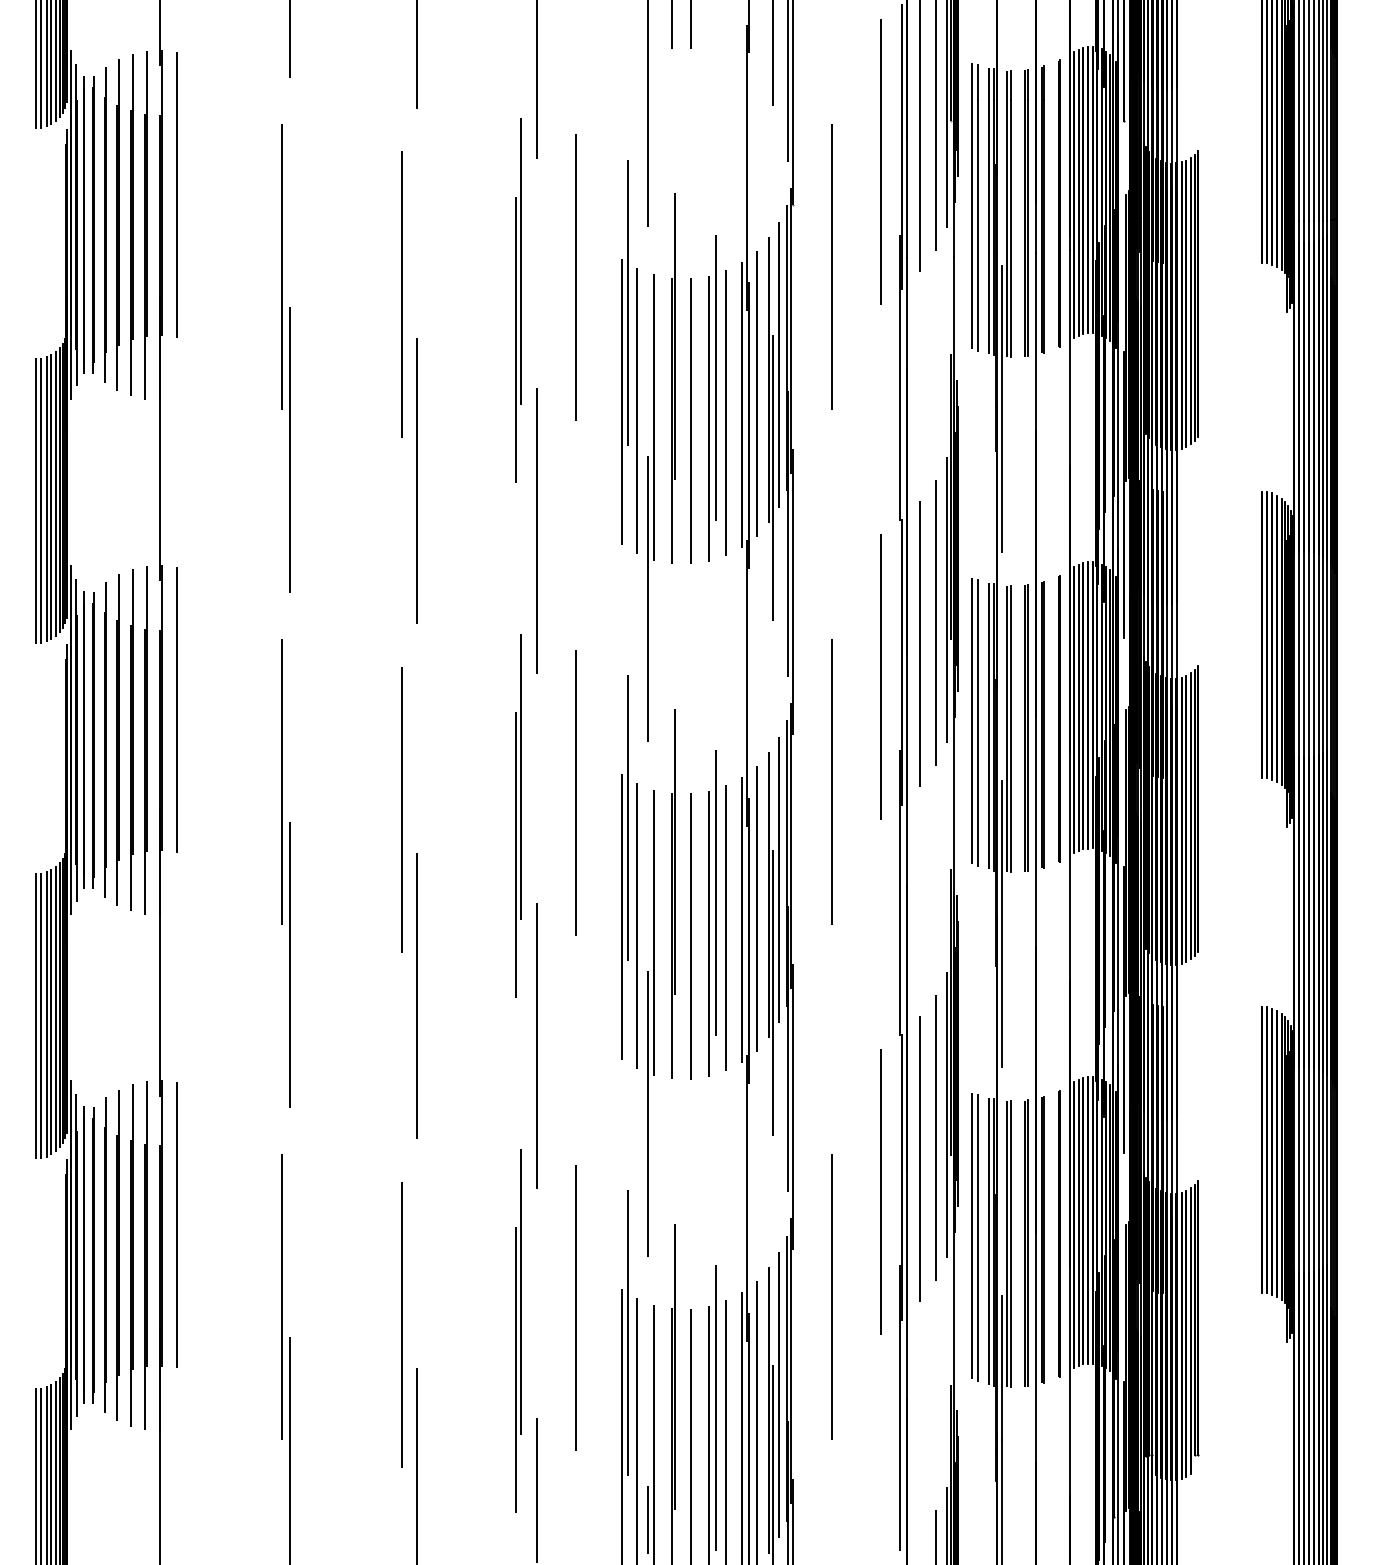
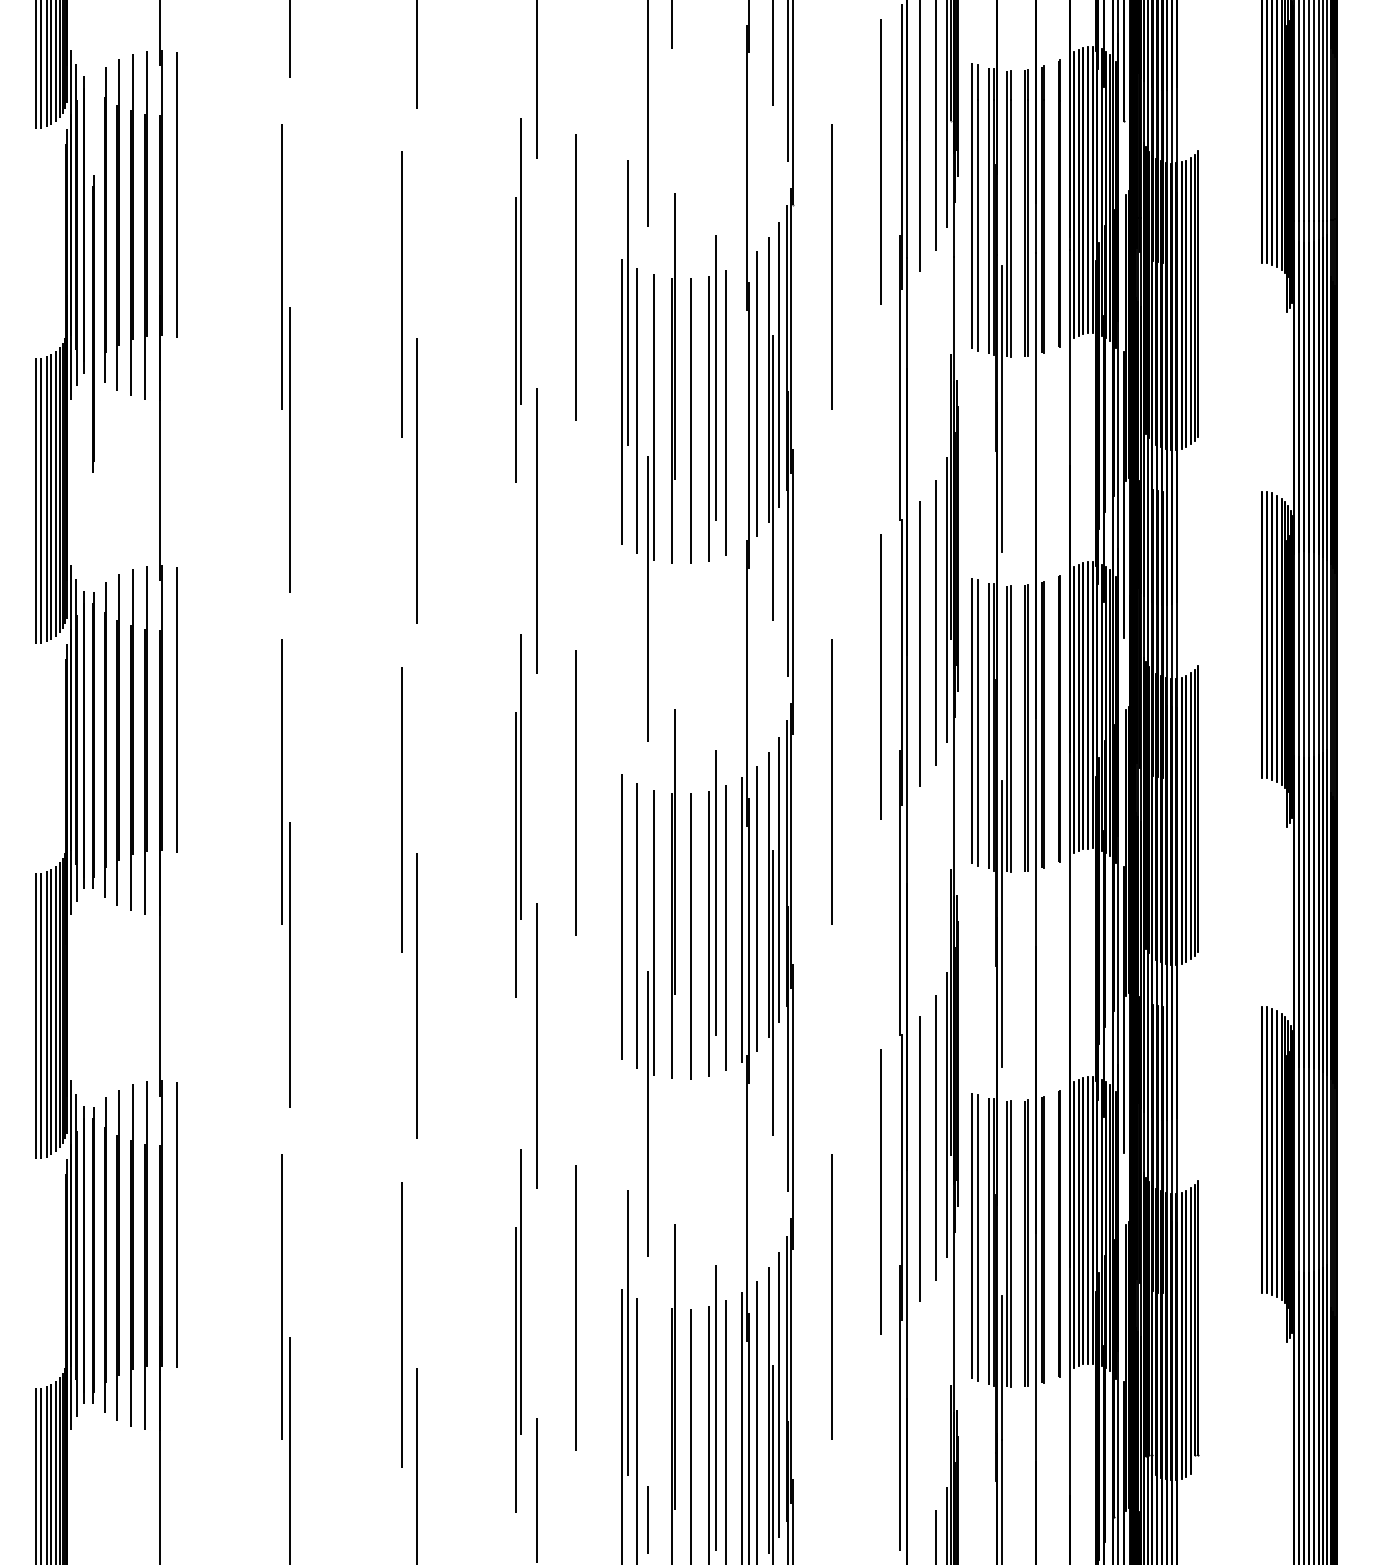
line: present -> none (690, 25)
line position: (93, 224) -> (93, 323) (93, 323)
line: present -> none (742, 404)
line: present -> none (628, 817)
line: present -> none (654, 1432)
